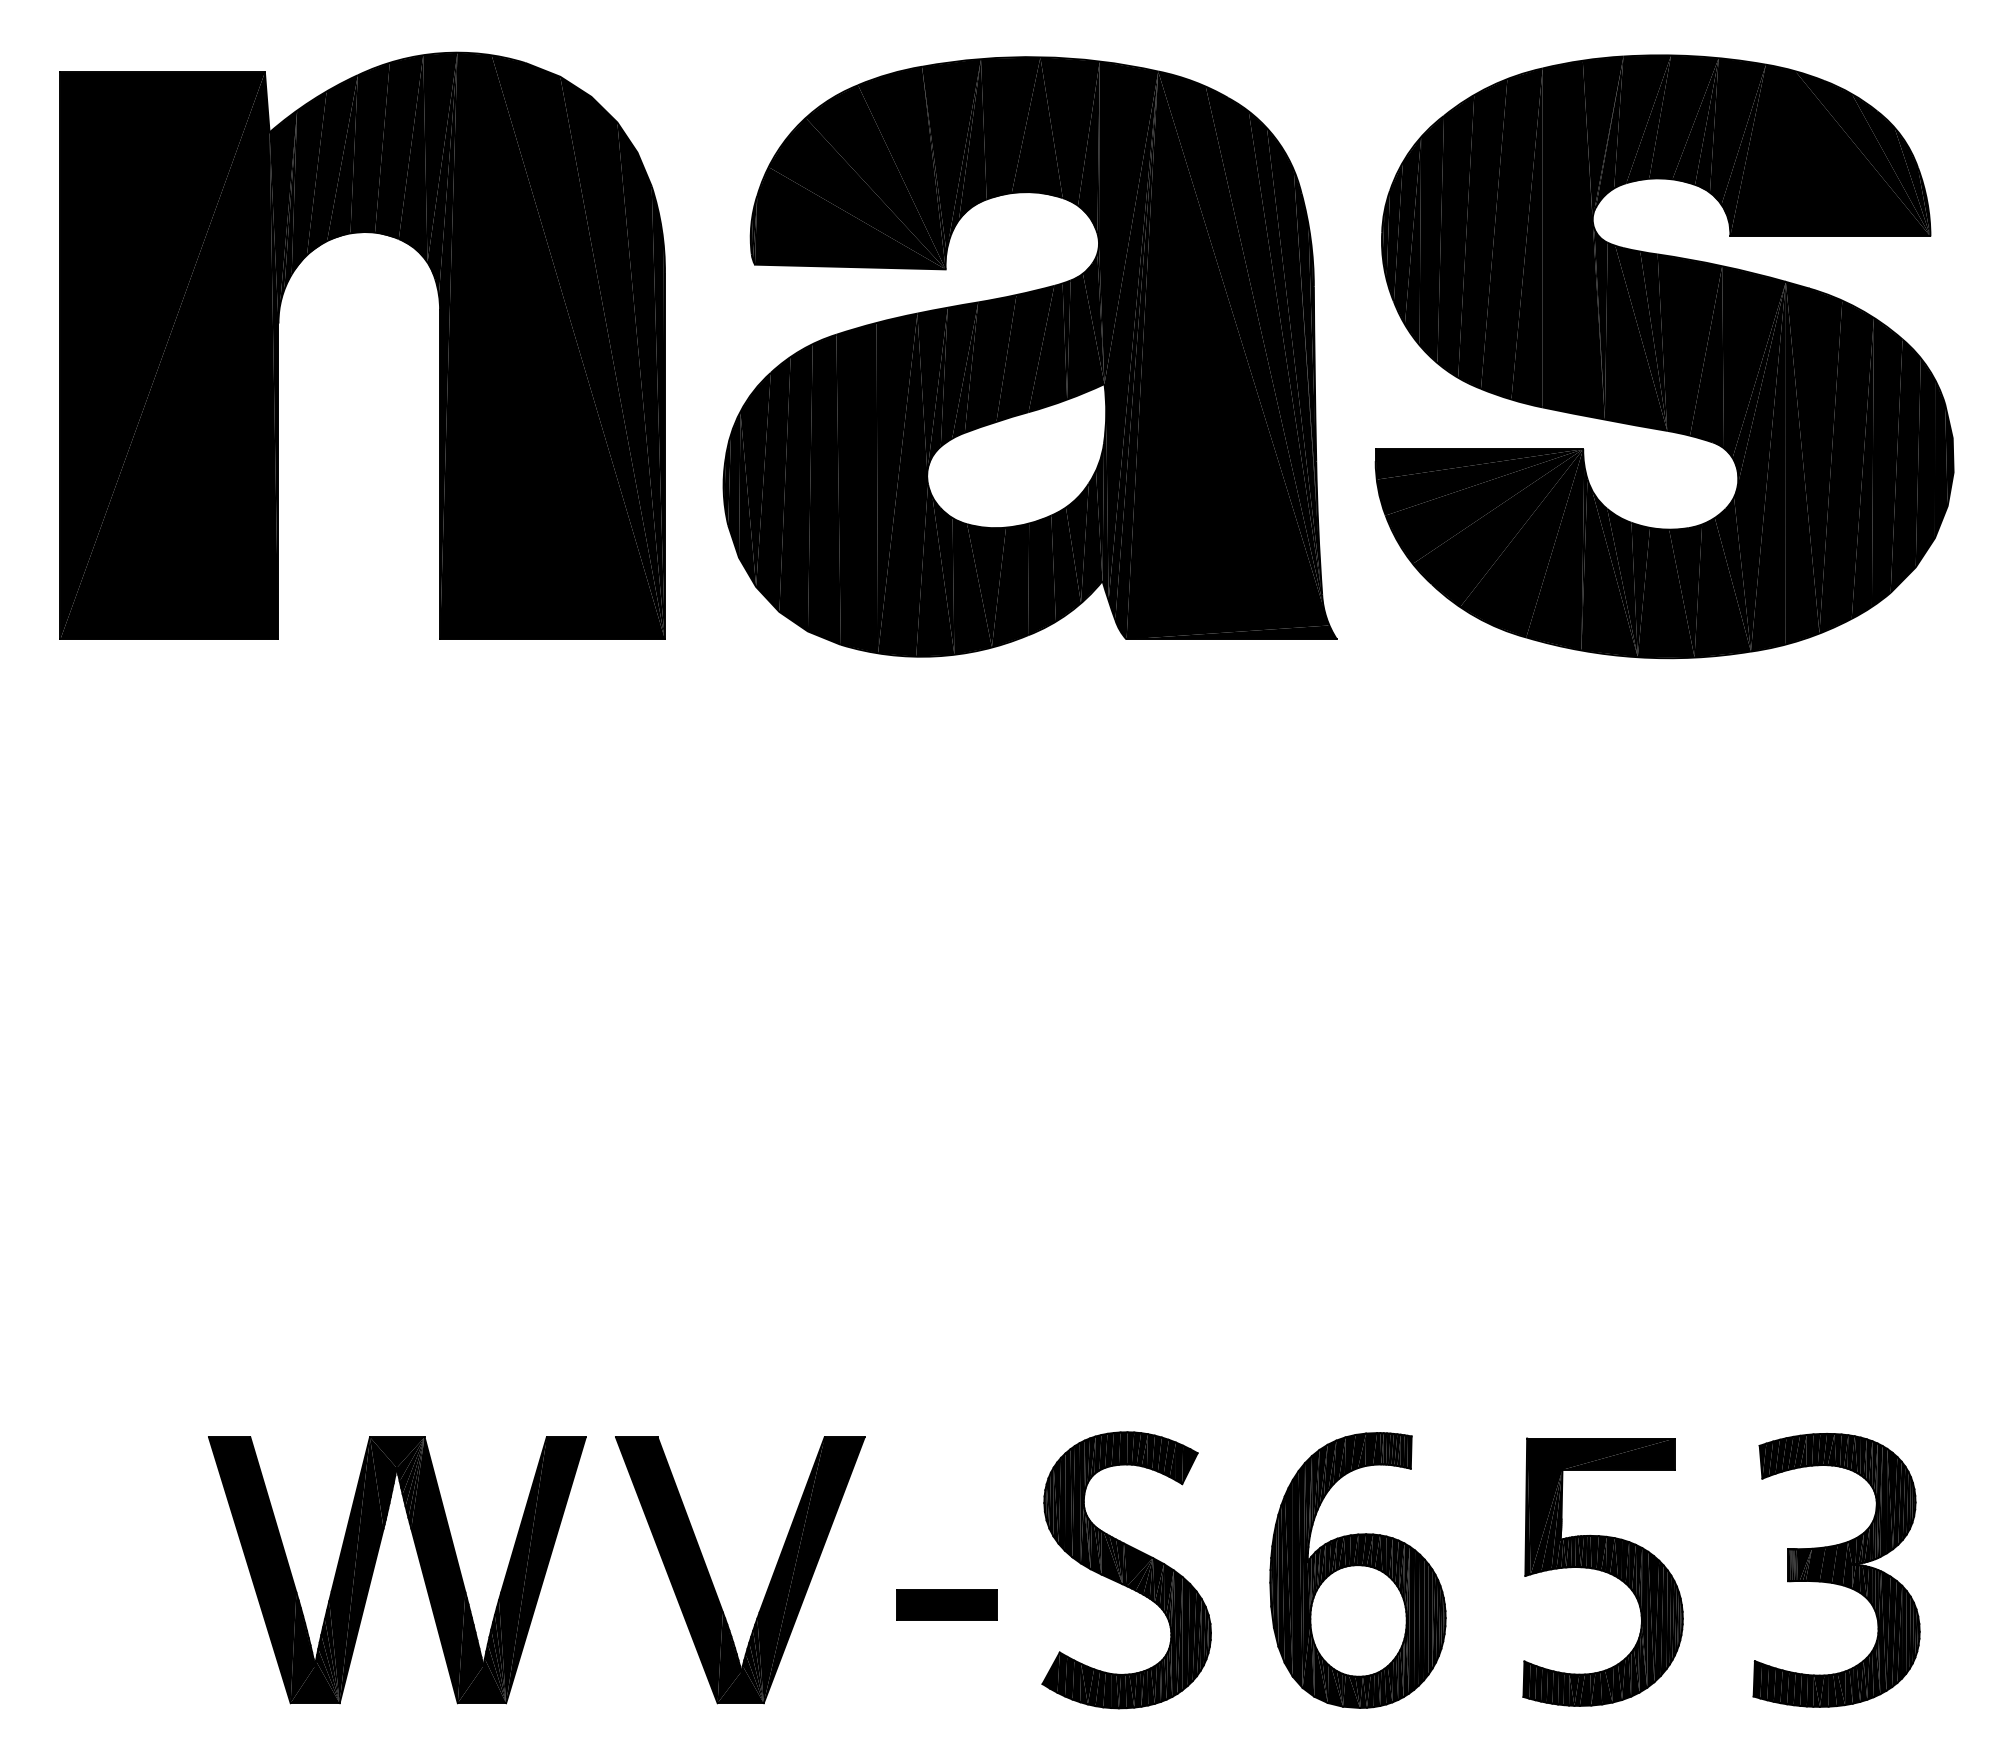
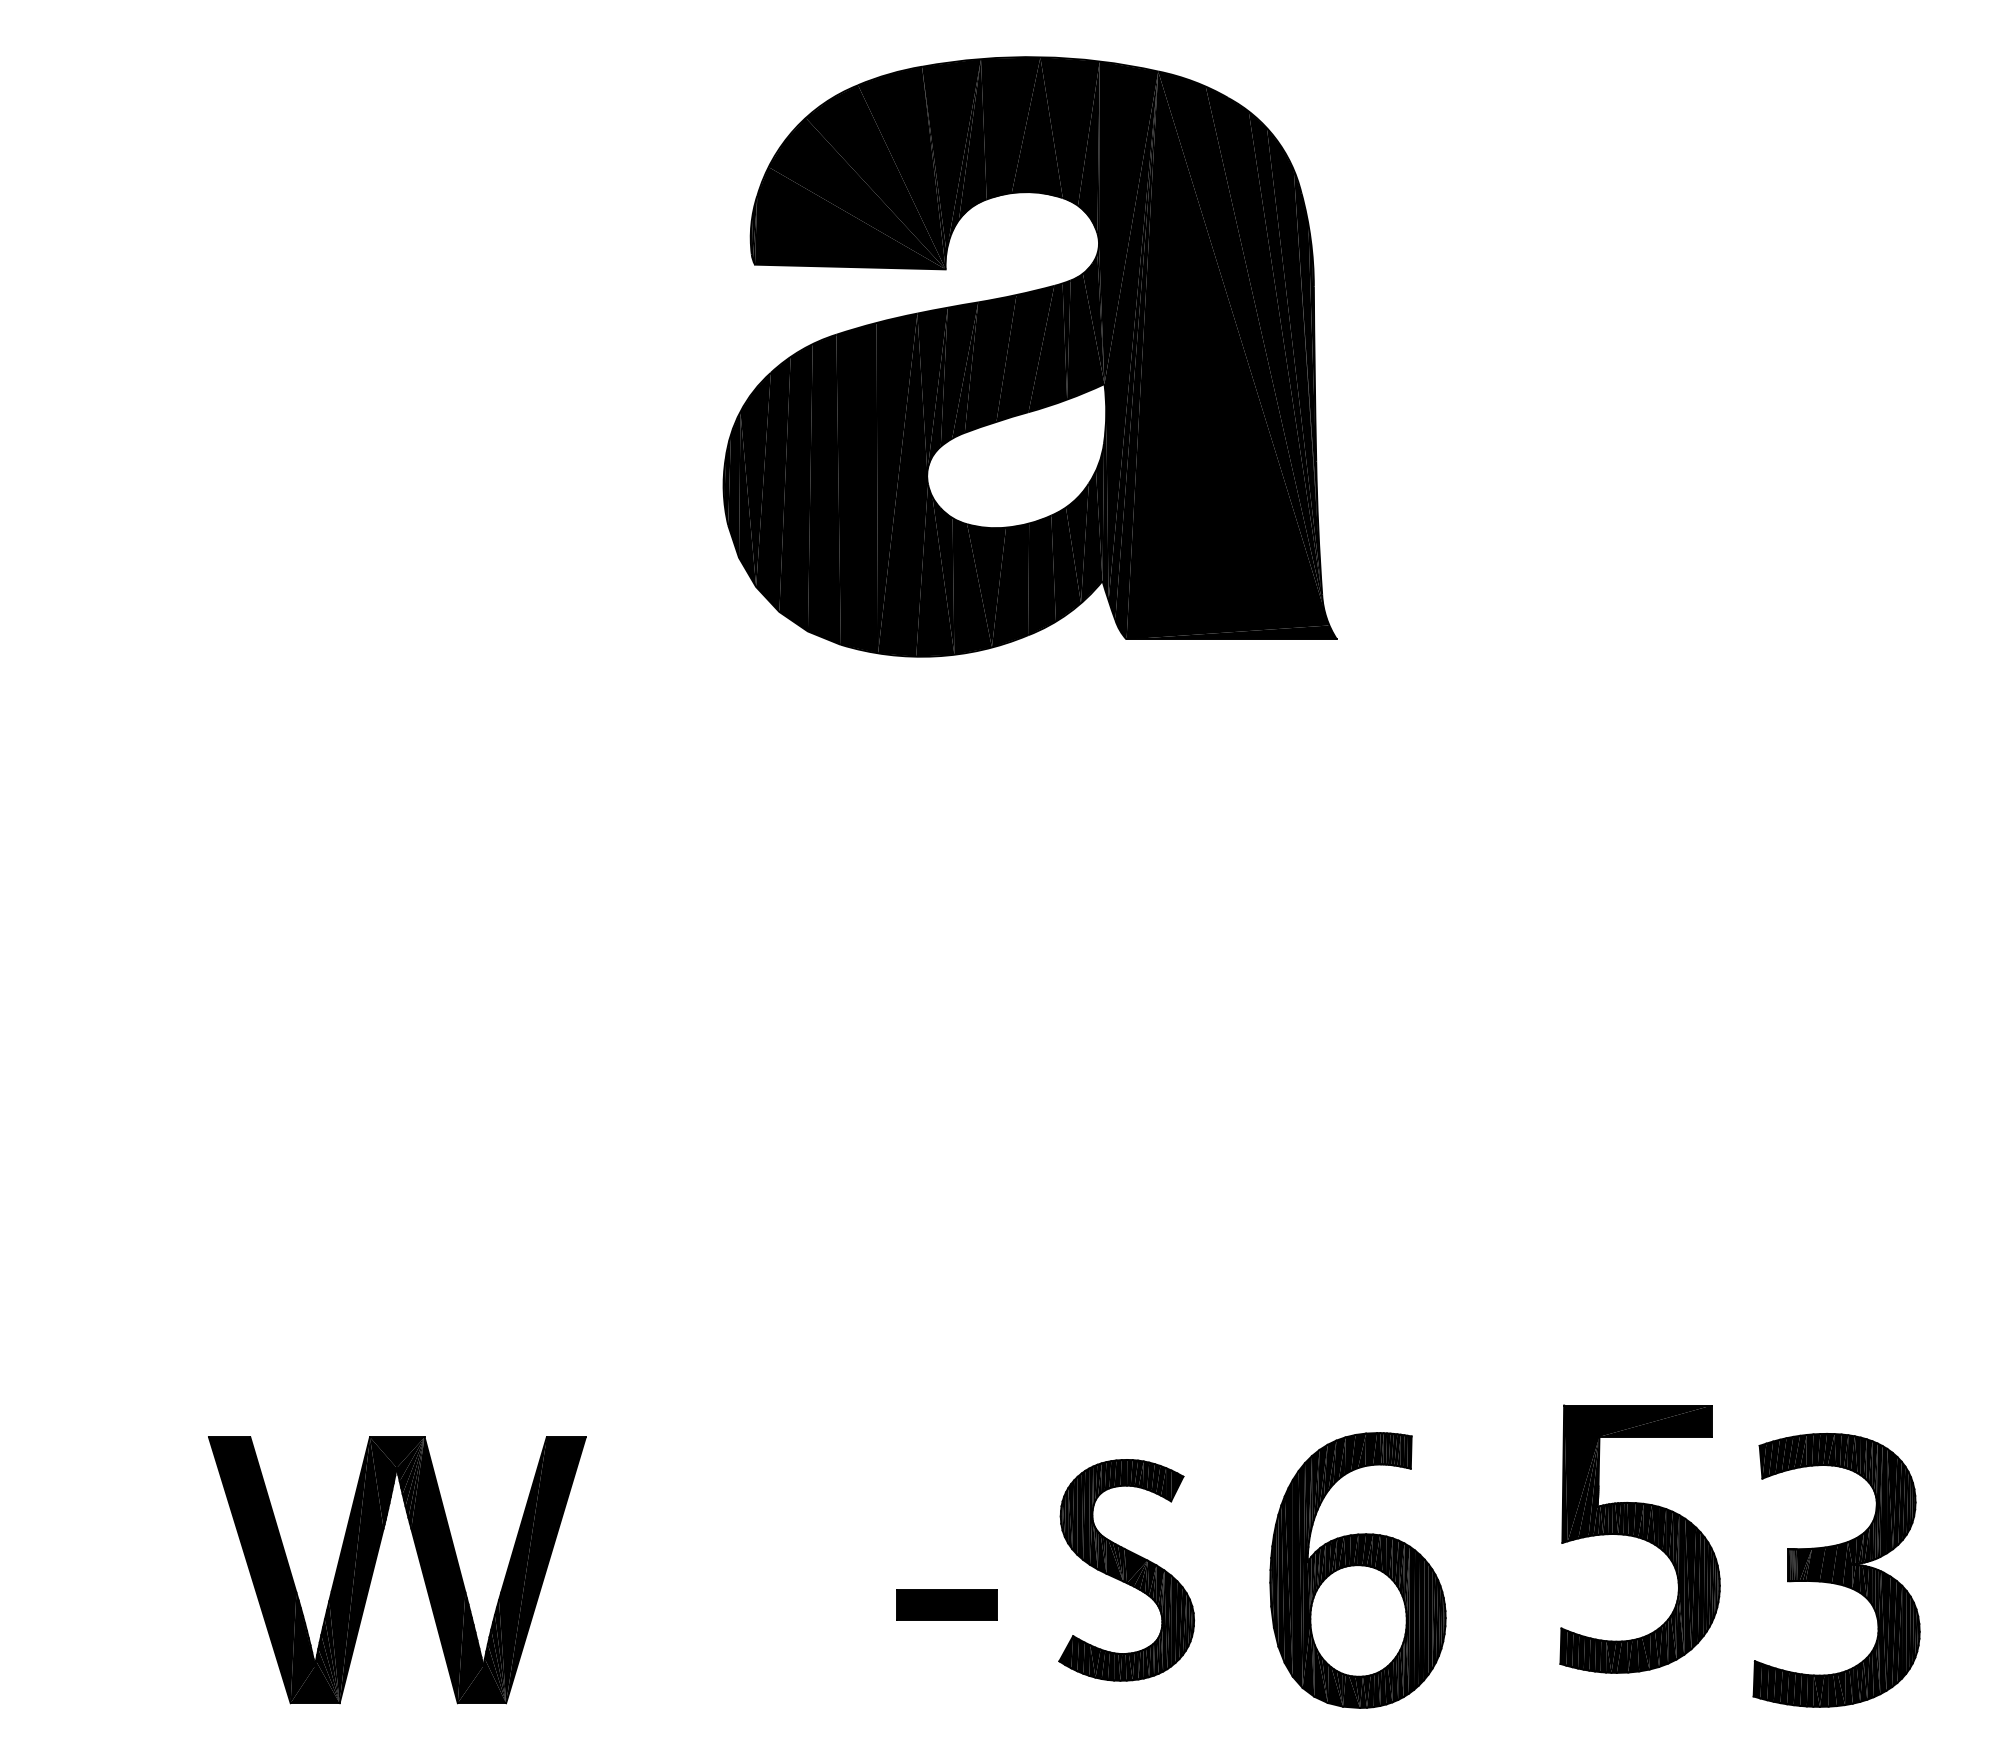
part: present -> none (439, 345)
part: present -> none (1664, 356)
part size: 171x279 px -> 138x223 px (1126, 1570)
part position: (1602, 1571) -> (1639, 1538) (1639, 1538)
part: present -> none (713, 1583)
